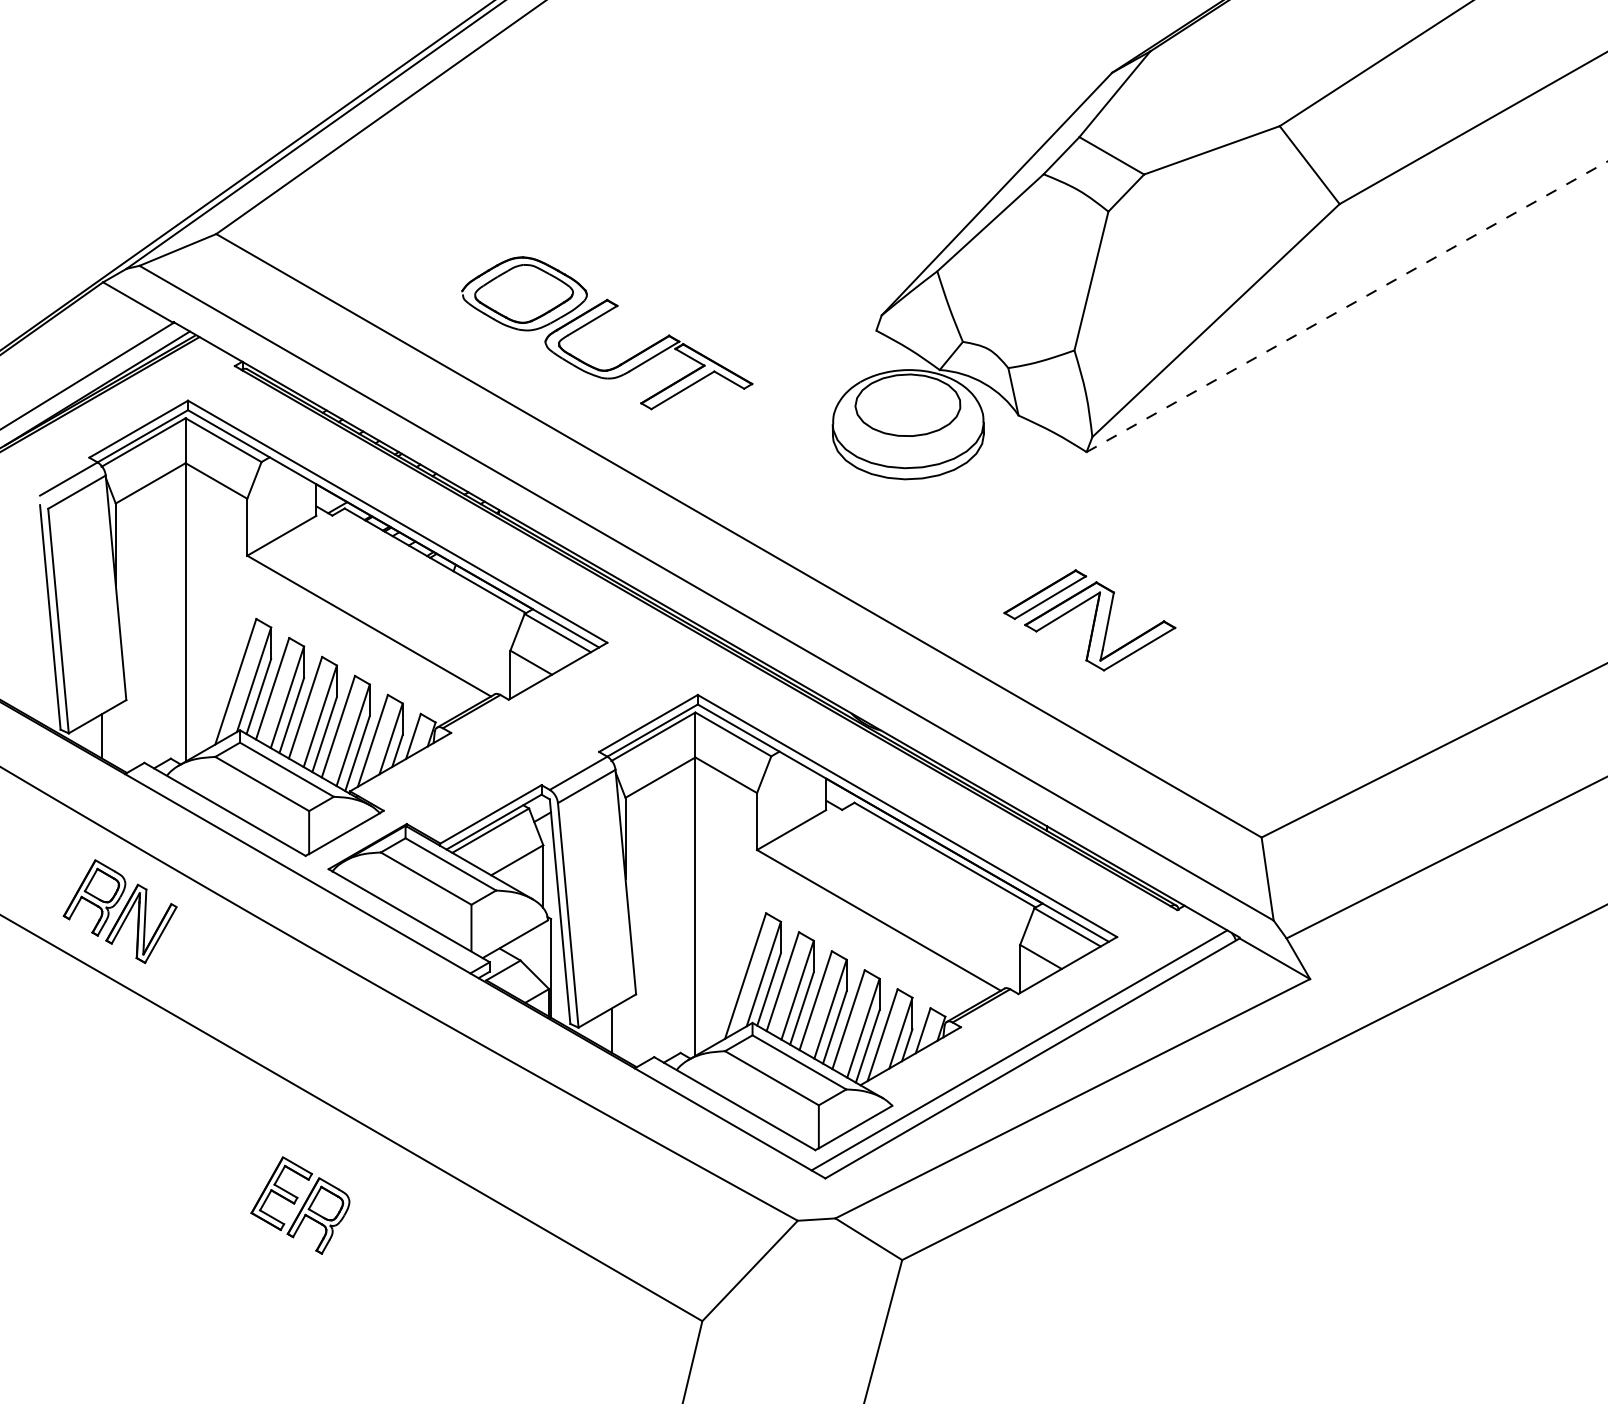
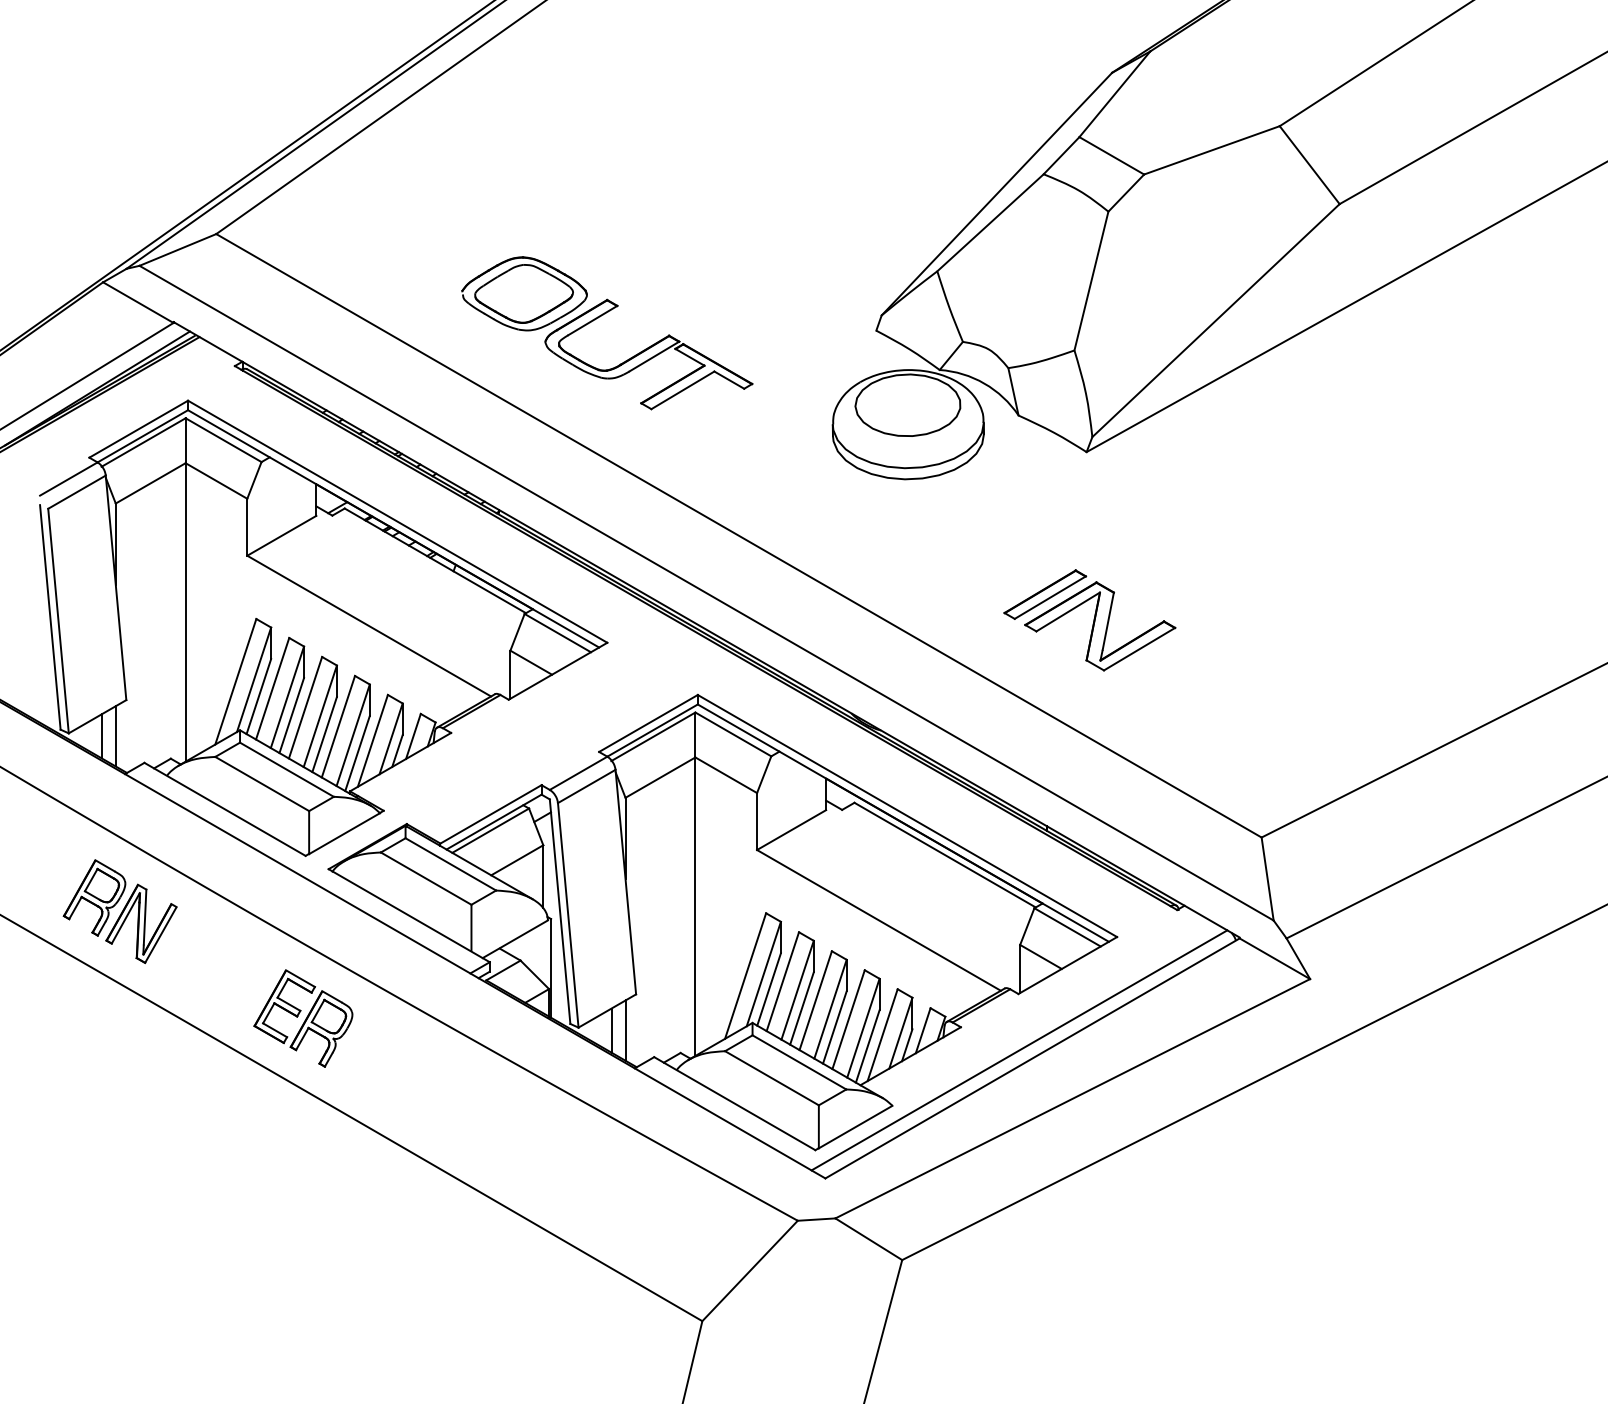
line: dashed -> solid (1347, 306)
line: none -> present (115, 736)
line: none -> present (625, 1030)
part position: (300, 1205) -> (303, 1018) (303, 1018)
